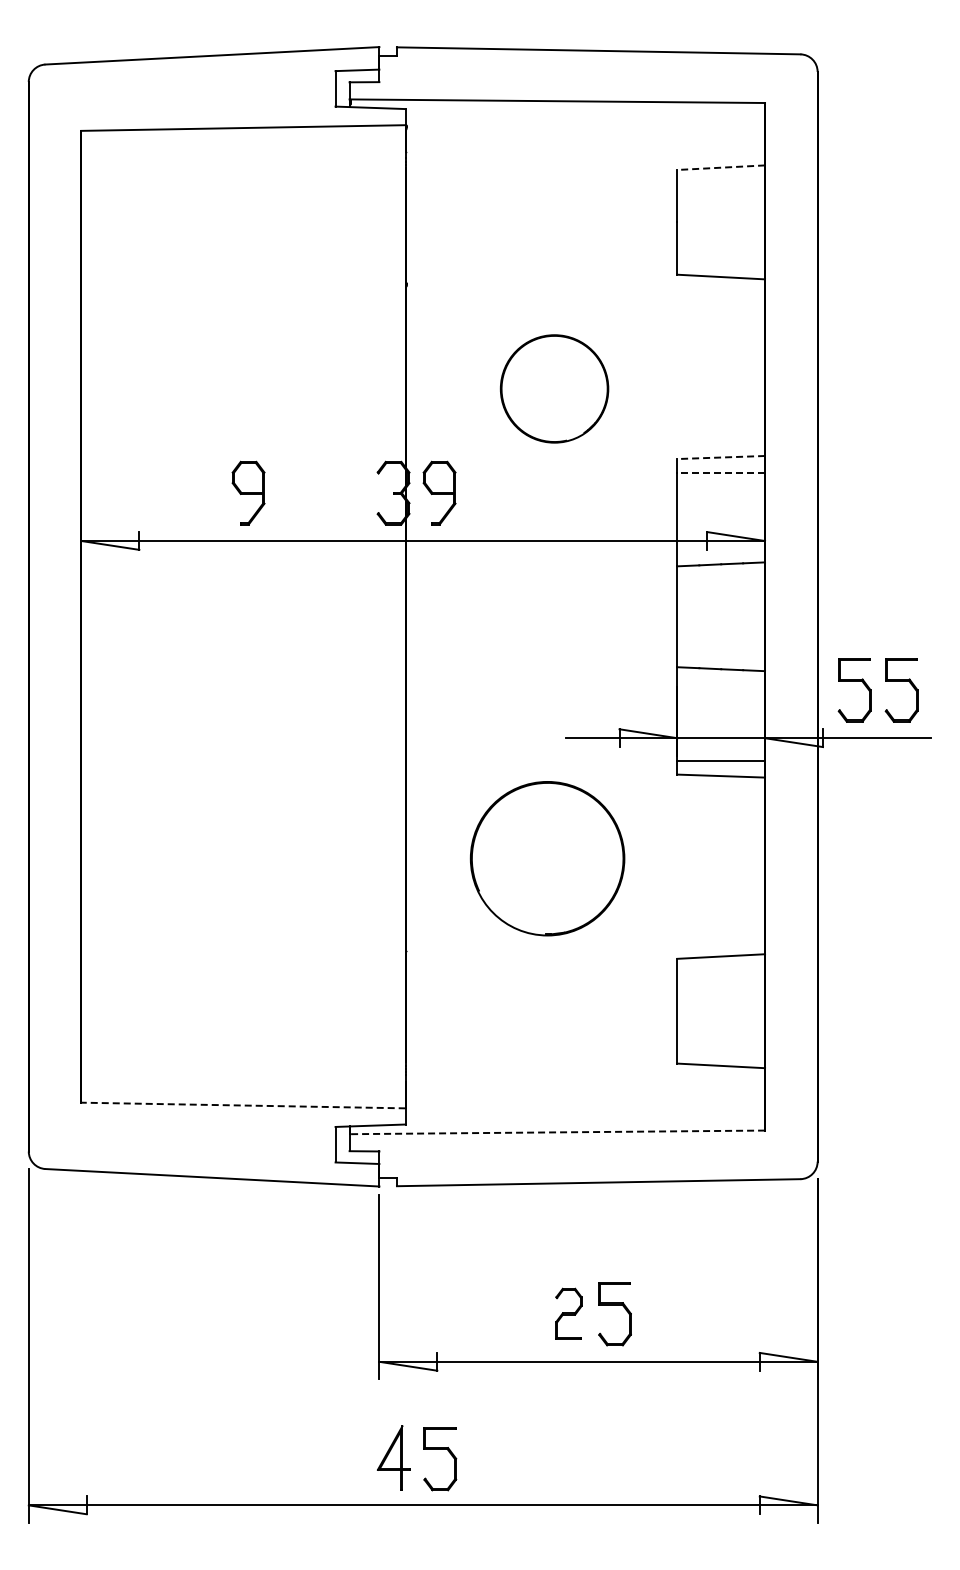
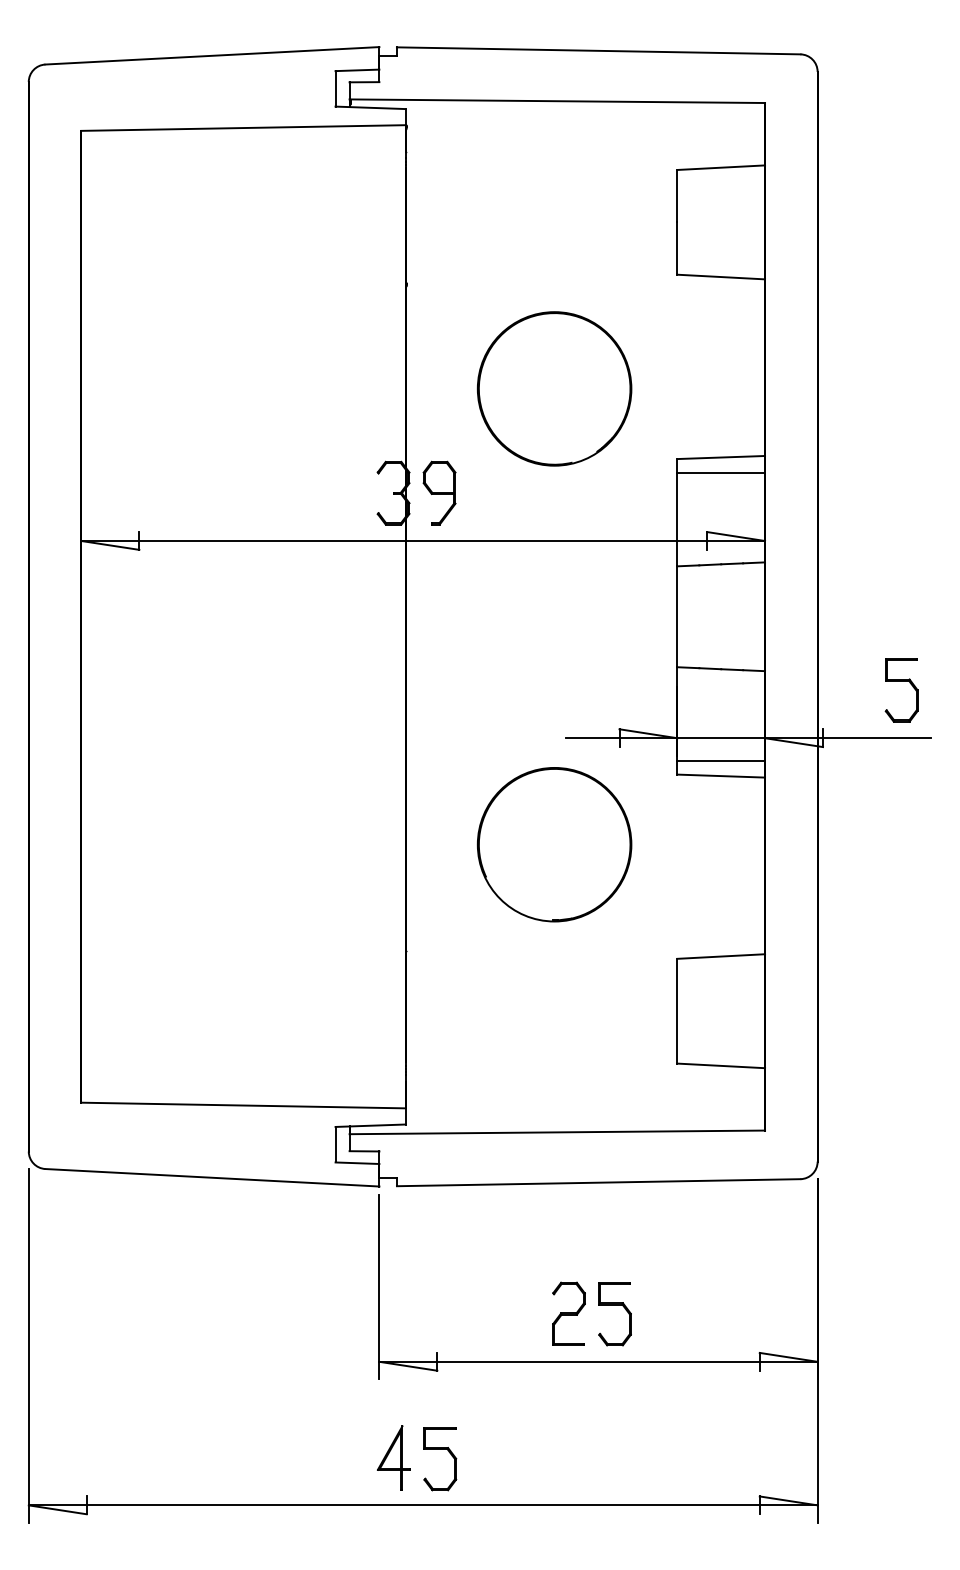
line: dashed -> solid (721, 167)
part size: 111x110 px -> 157x156 px (554, 388)
line: dashed -> solid (721, 457)
line: dashed -> solid (721, 473)
part: present -> none (248, 492)
part: present -> none (854, 681)
part position: (547, 858) -> (554, 844) (554, 844)
line: dashed -> solid (243, 1105)
line: dashed -> solid (557, 1132)
part size: 28x53 px -> 34x65 px (568, 1313)
